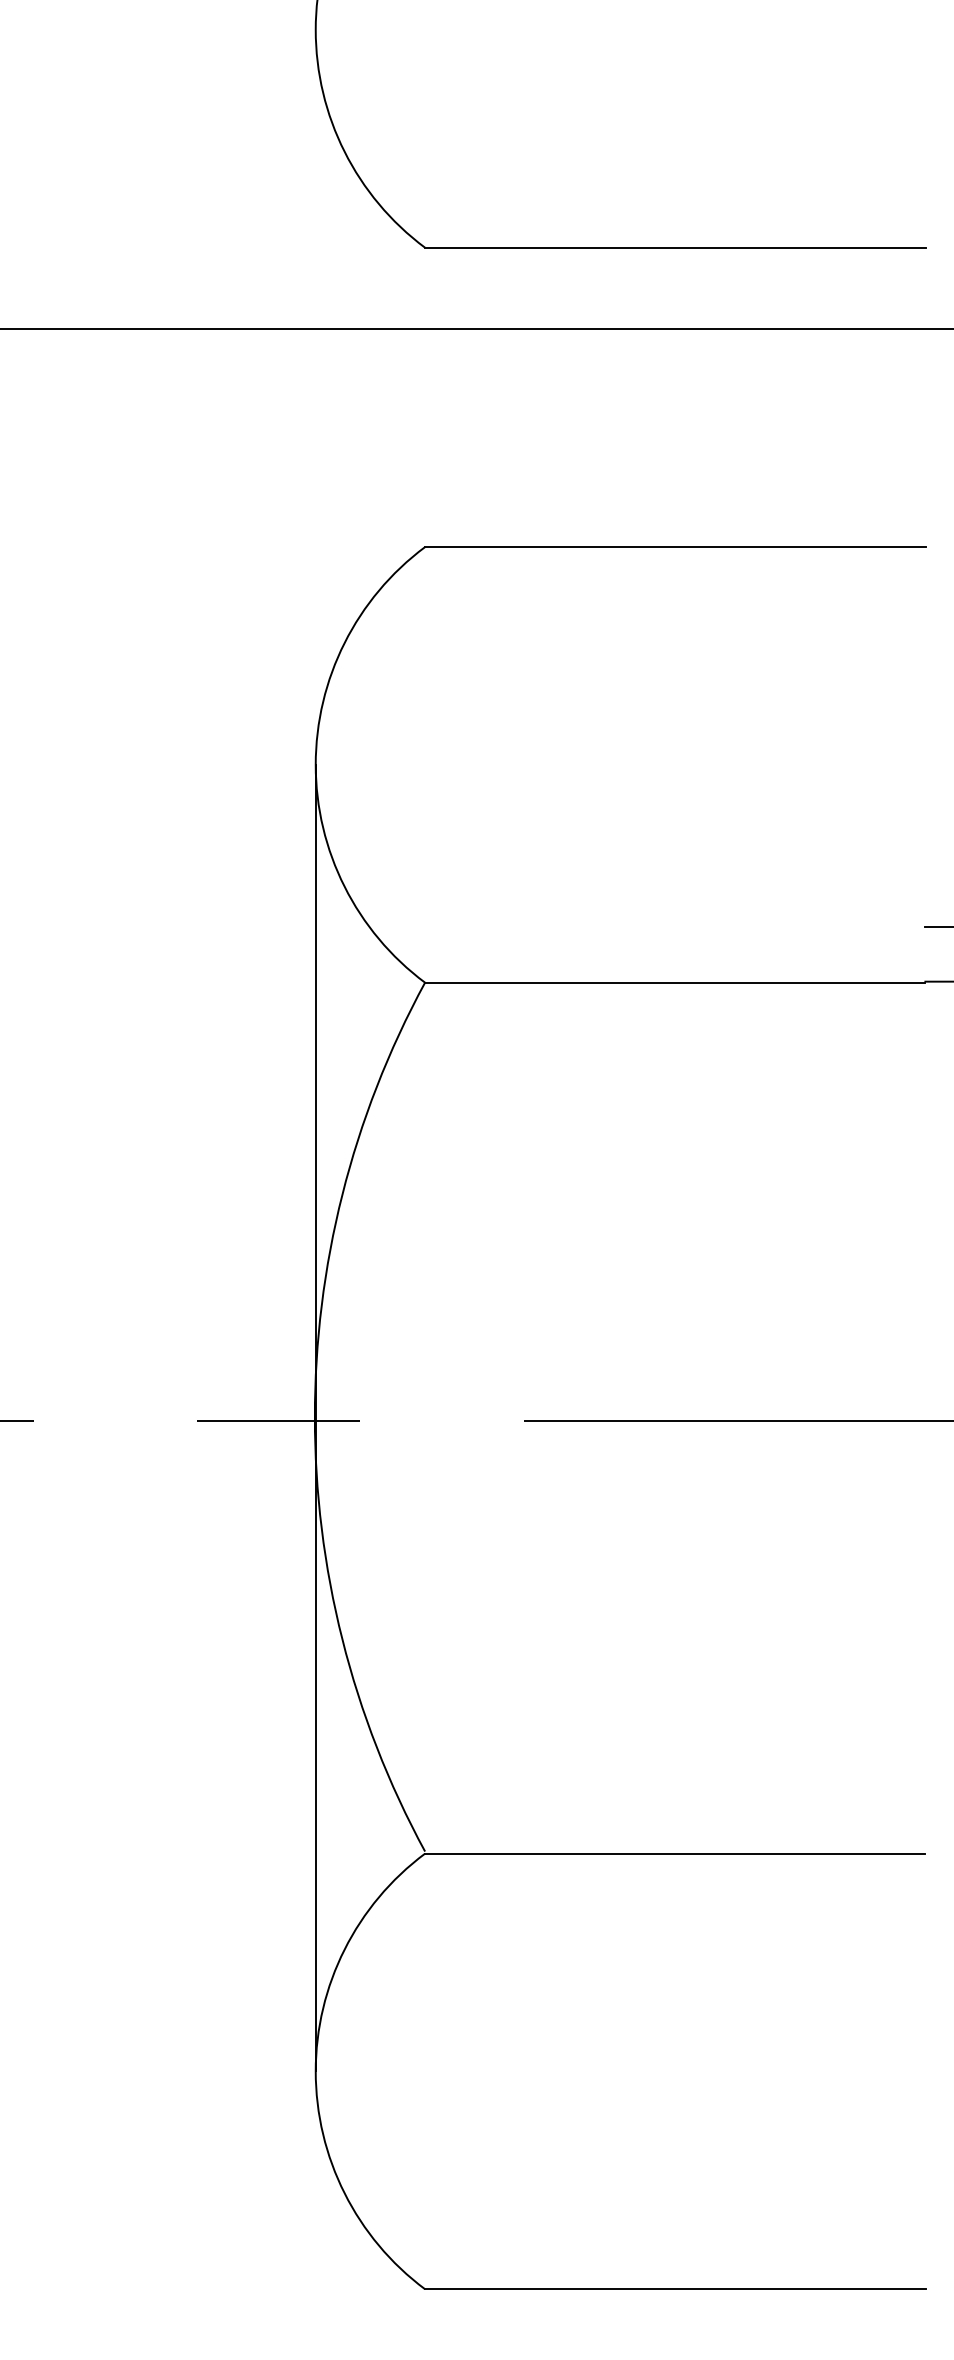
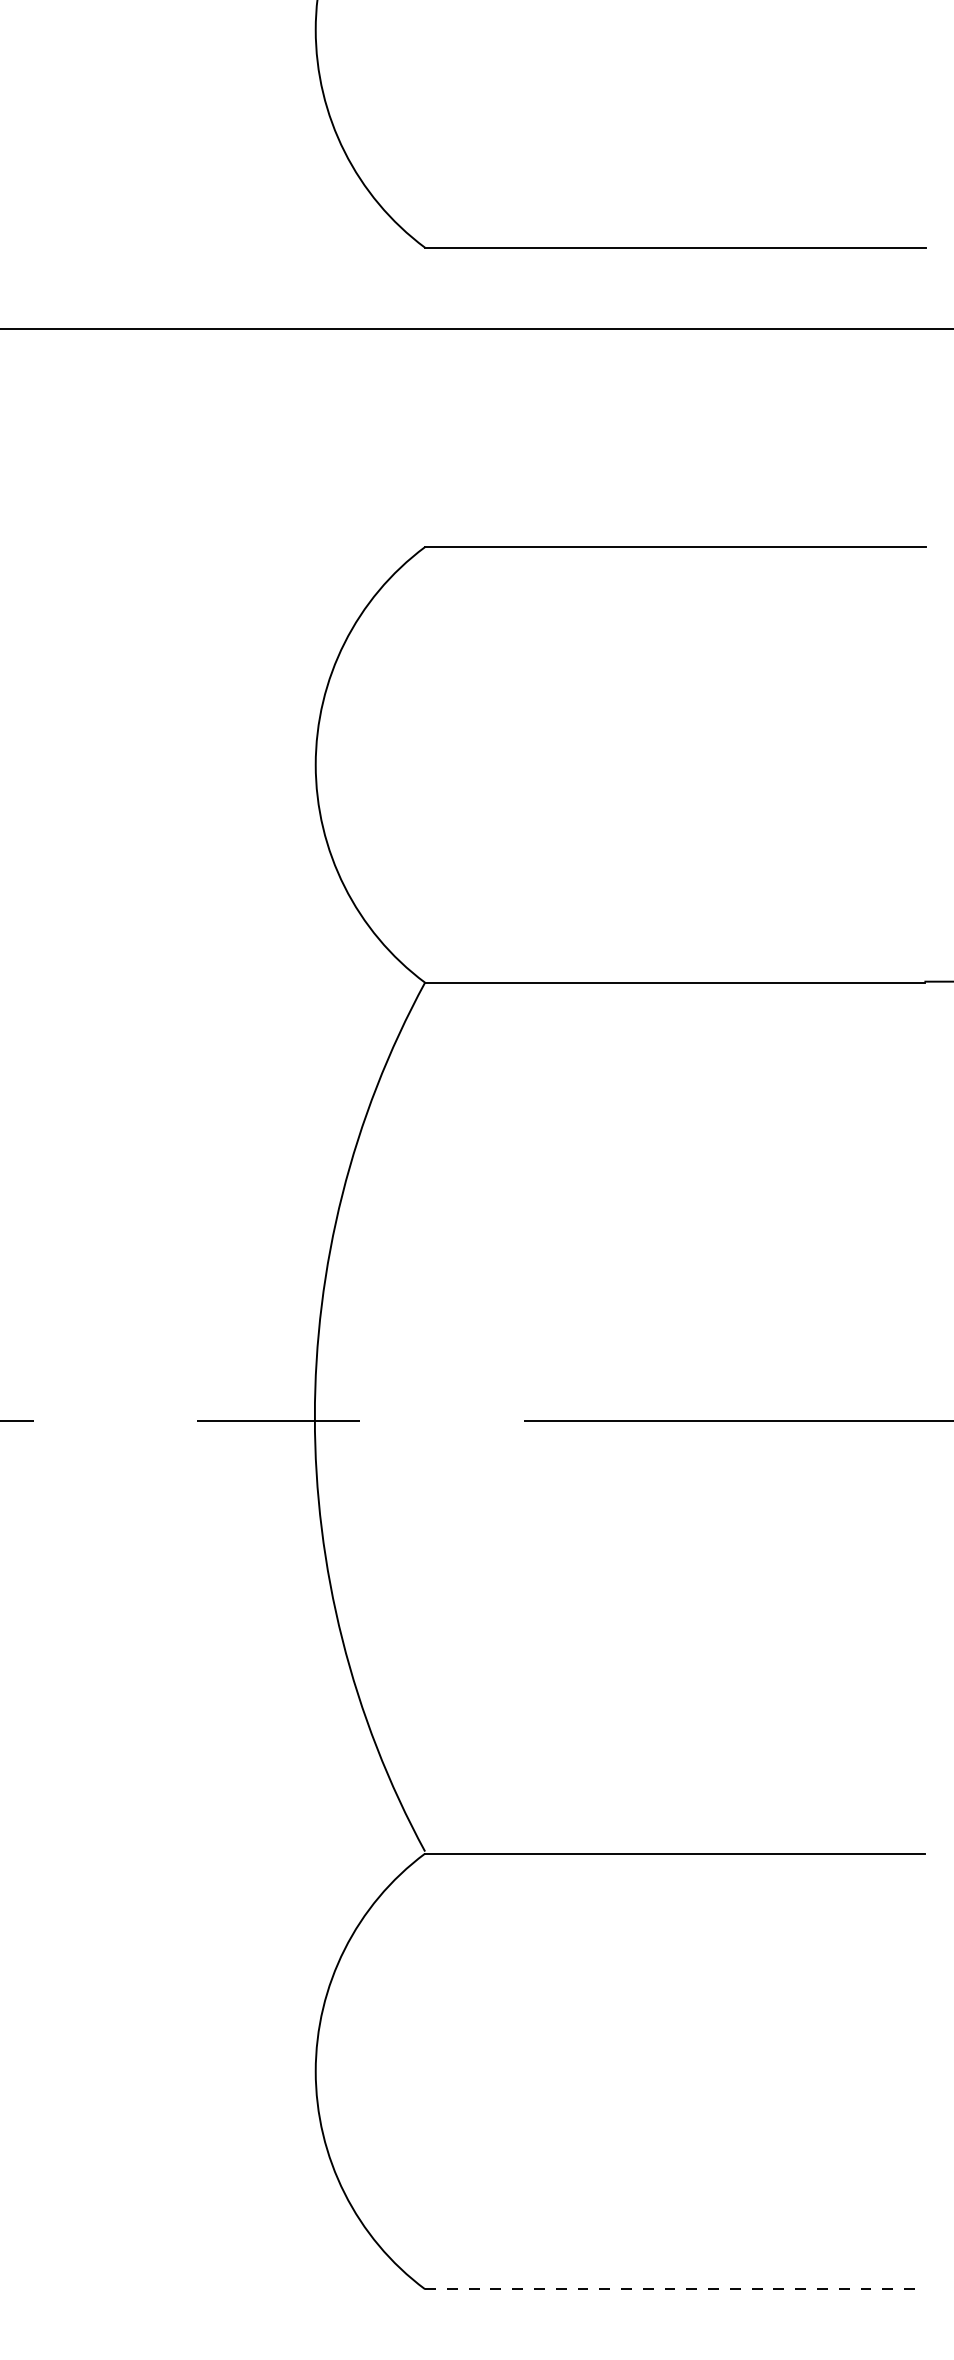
line: present -> none (937, 927)
line: present -> none (315, 1417)
line: solid -> dashed (675, 2289)
